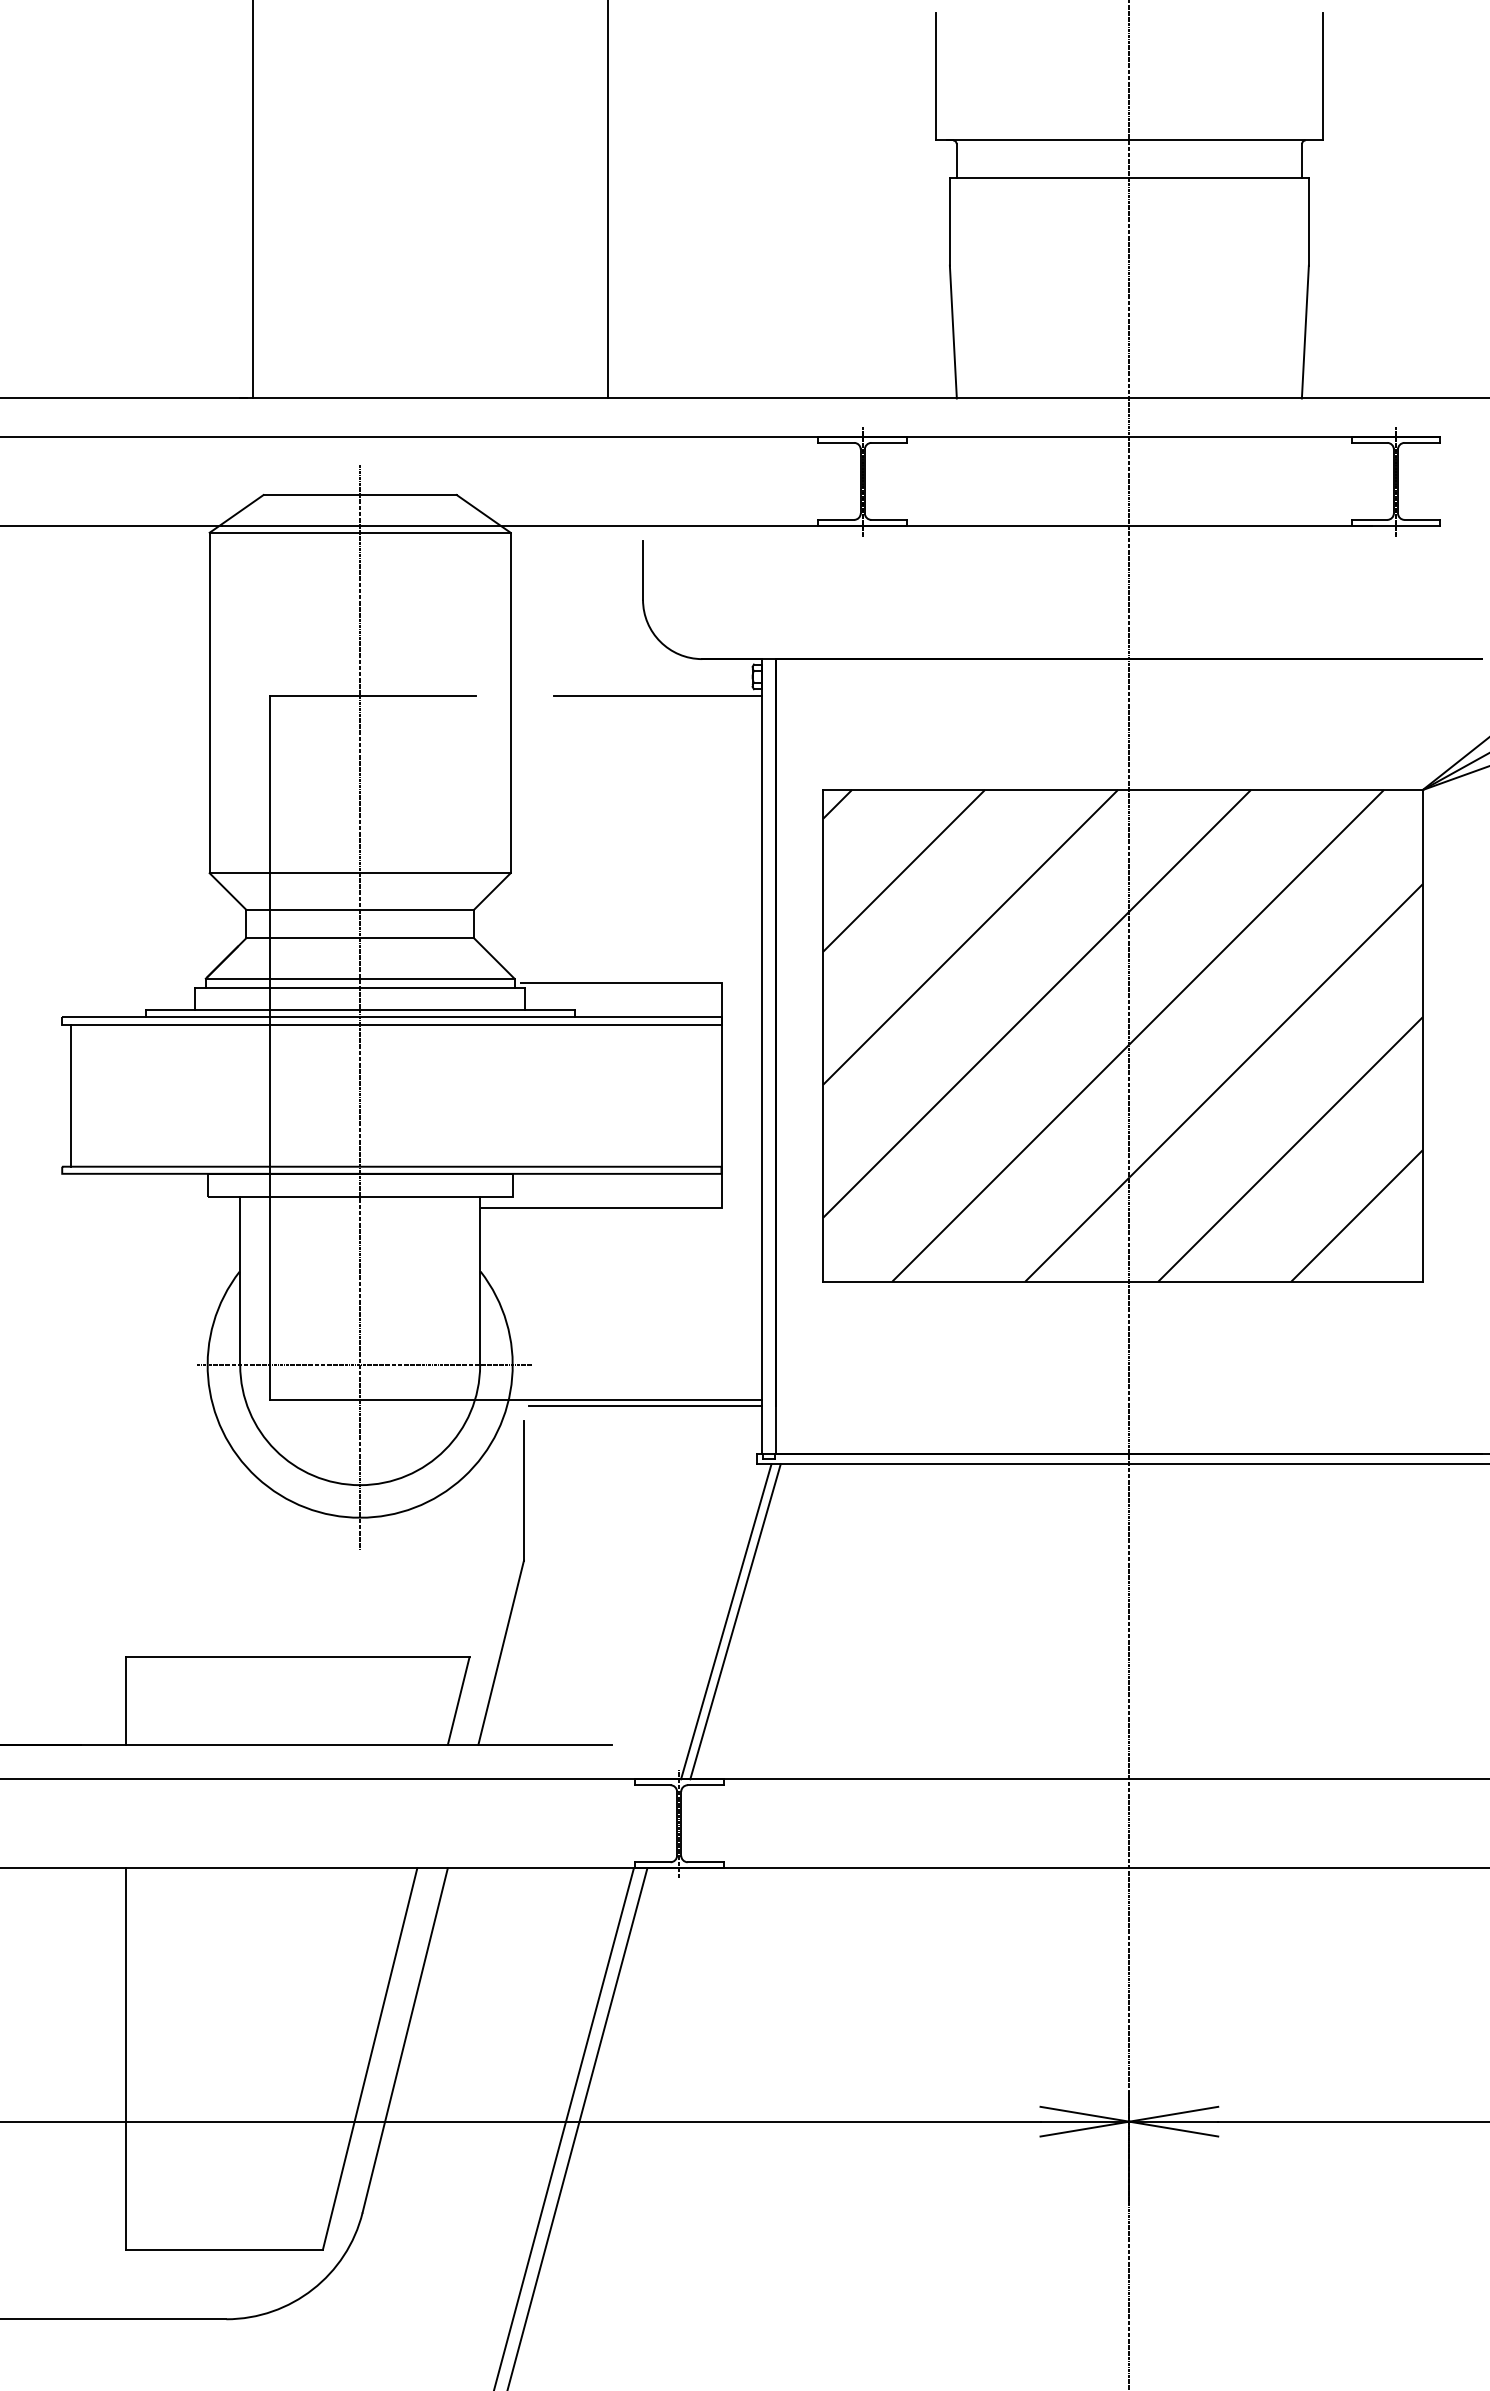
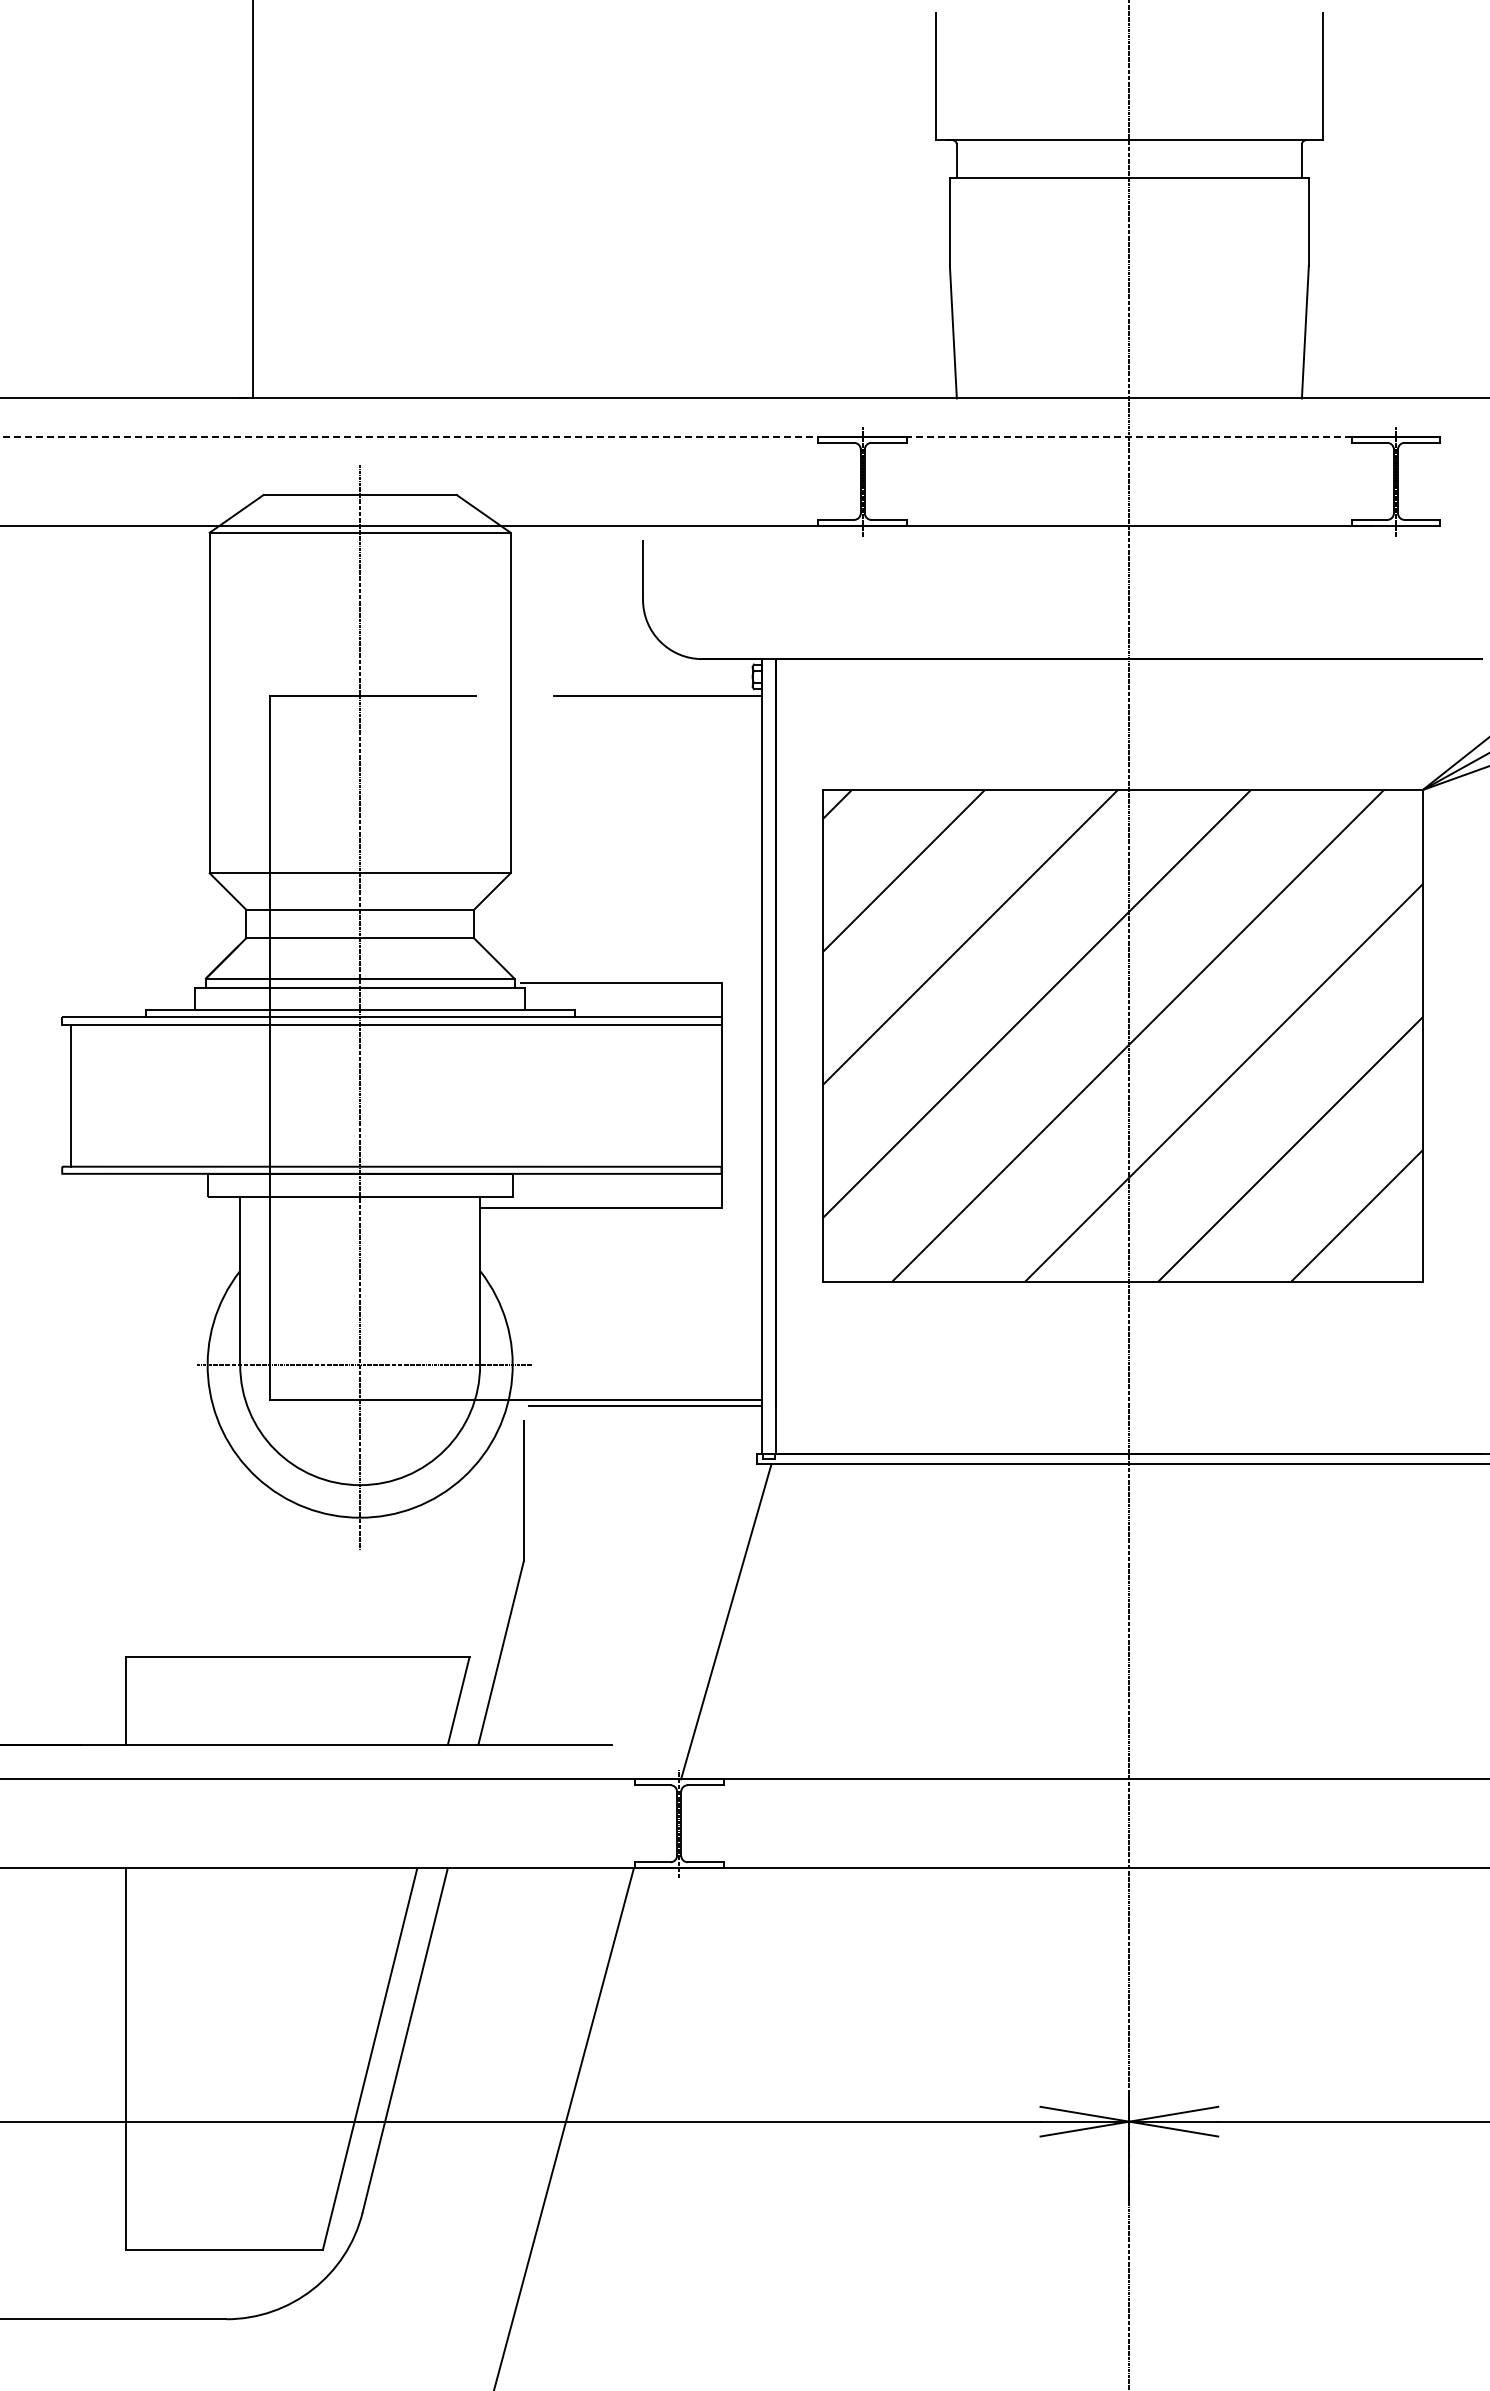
line: present -> none (608, 200)
line: solid -> dashed (675, 436)
line: present -> none (735, 1621)
line: present -> none (577, 2127)
